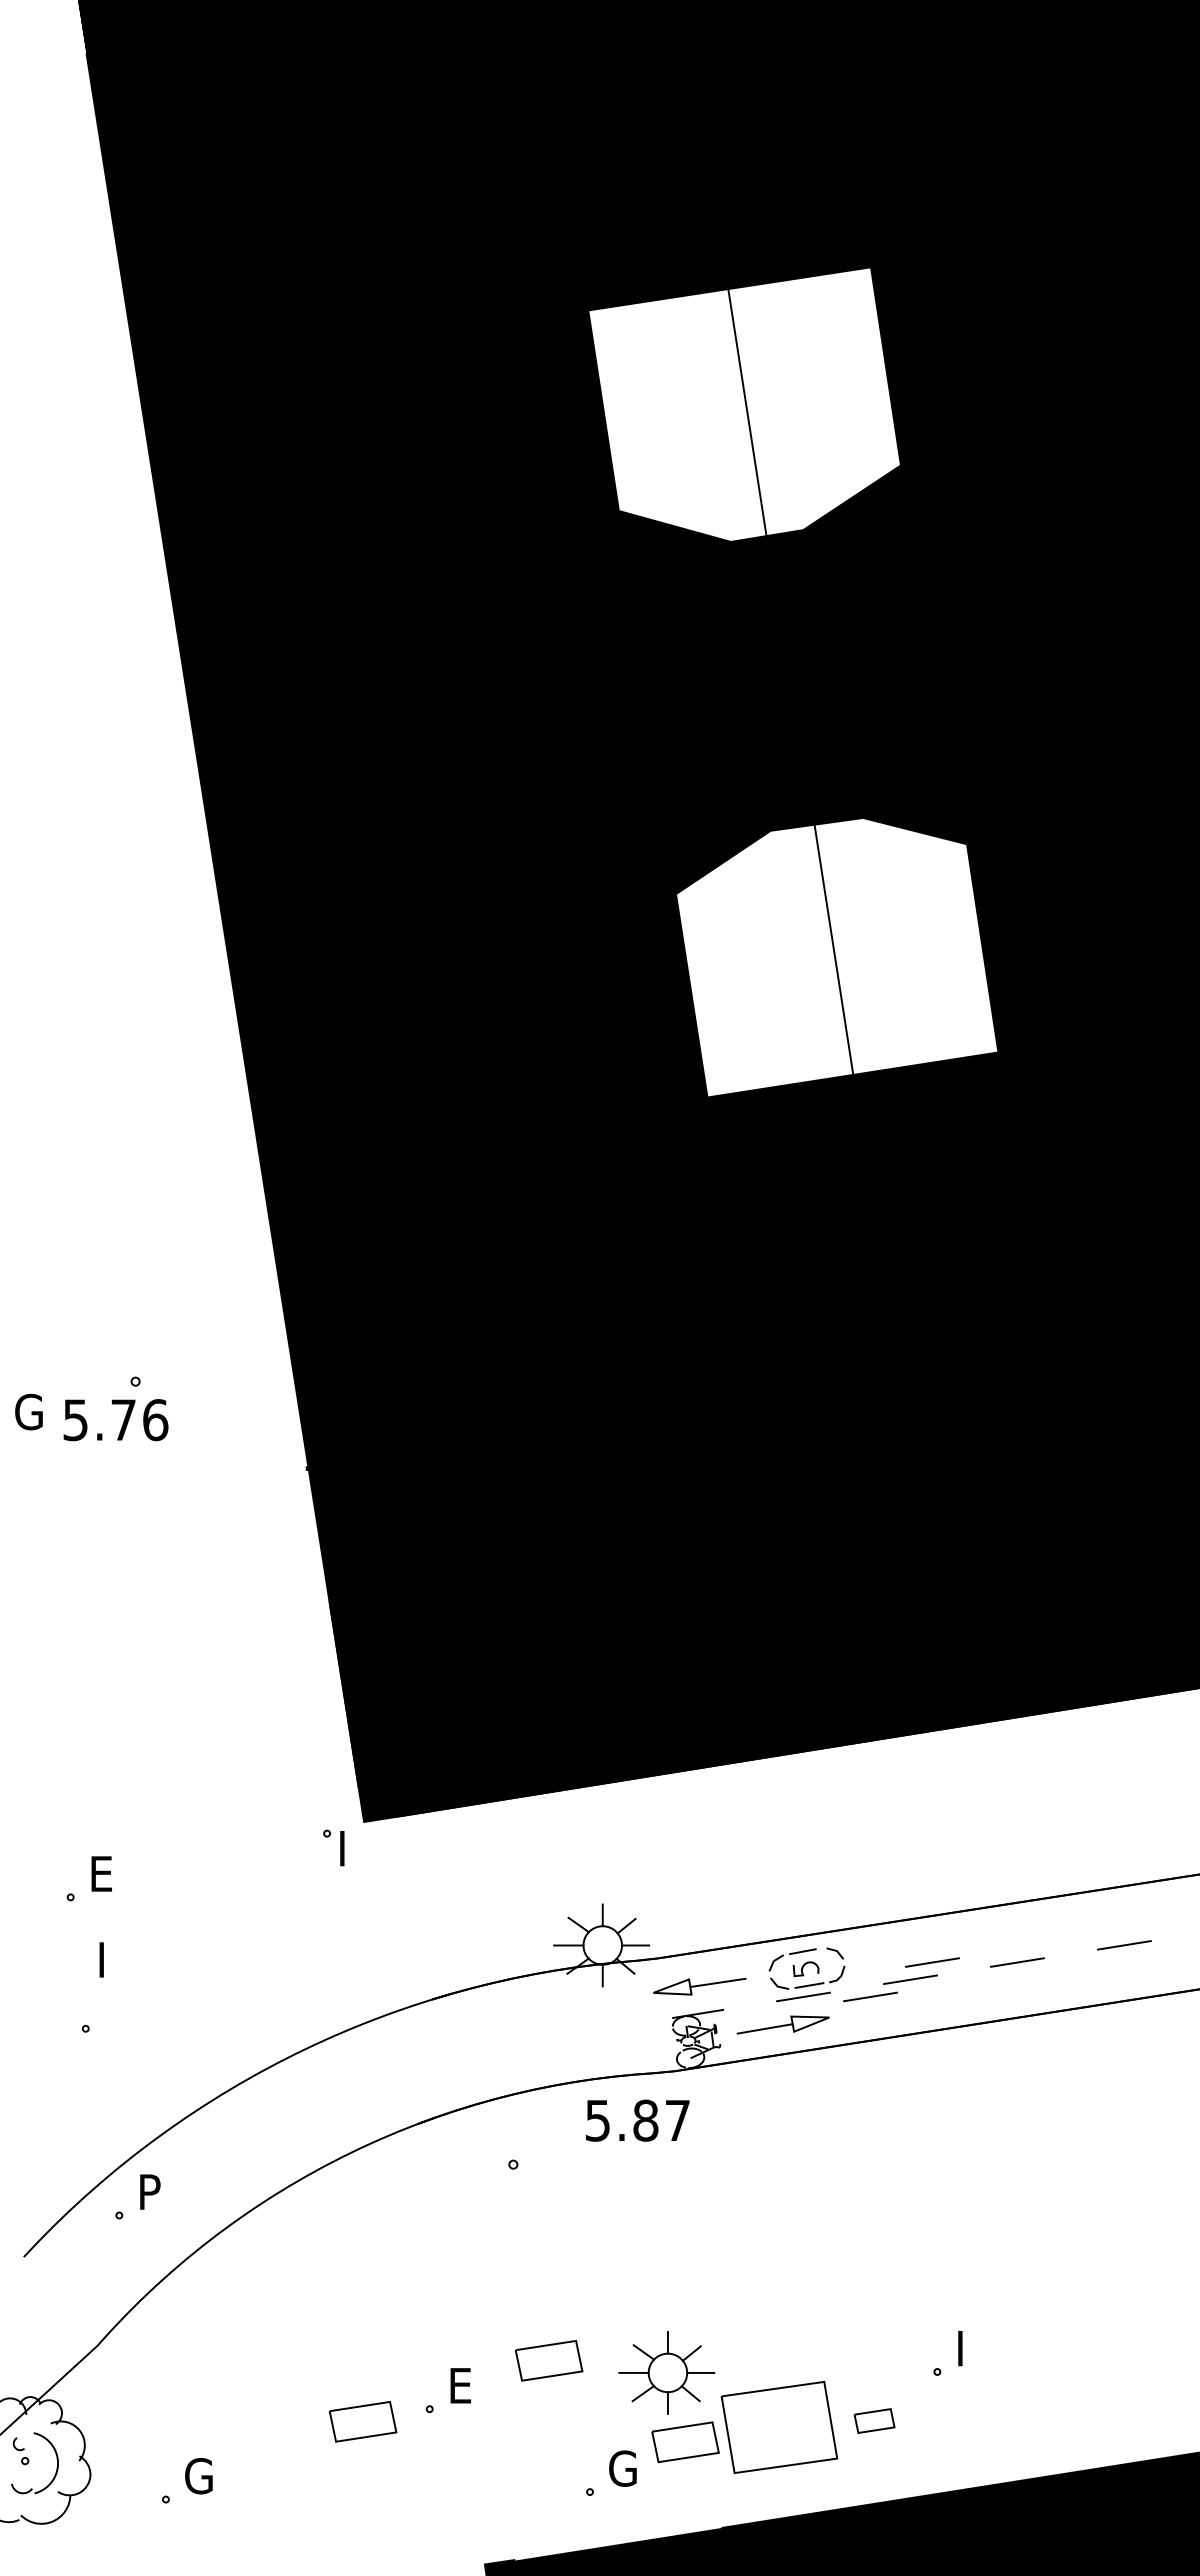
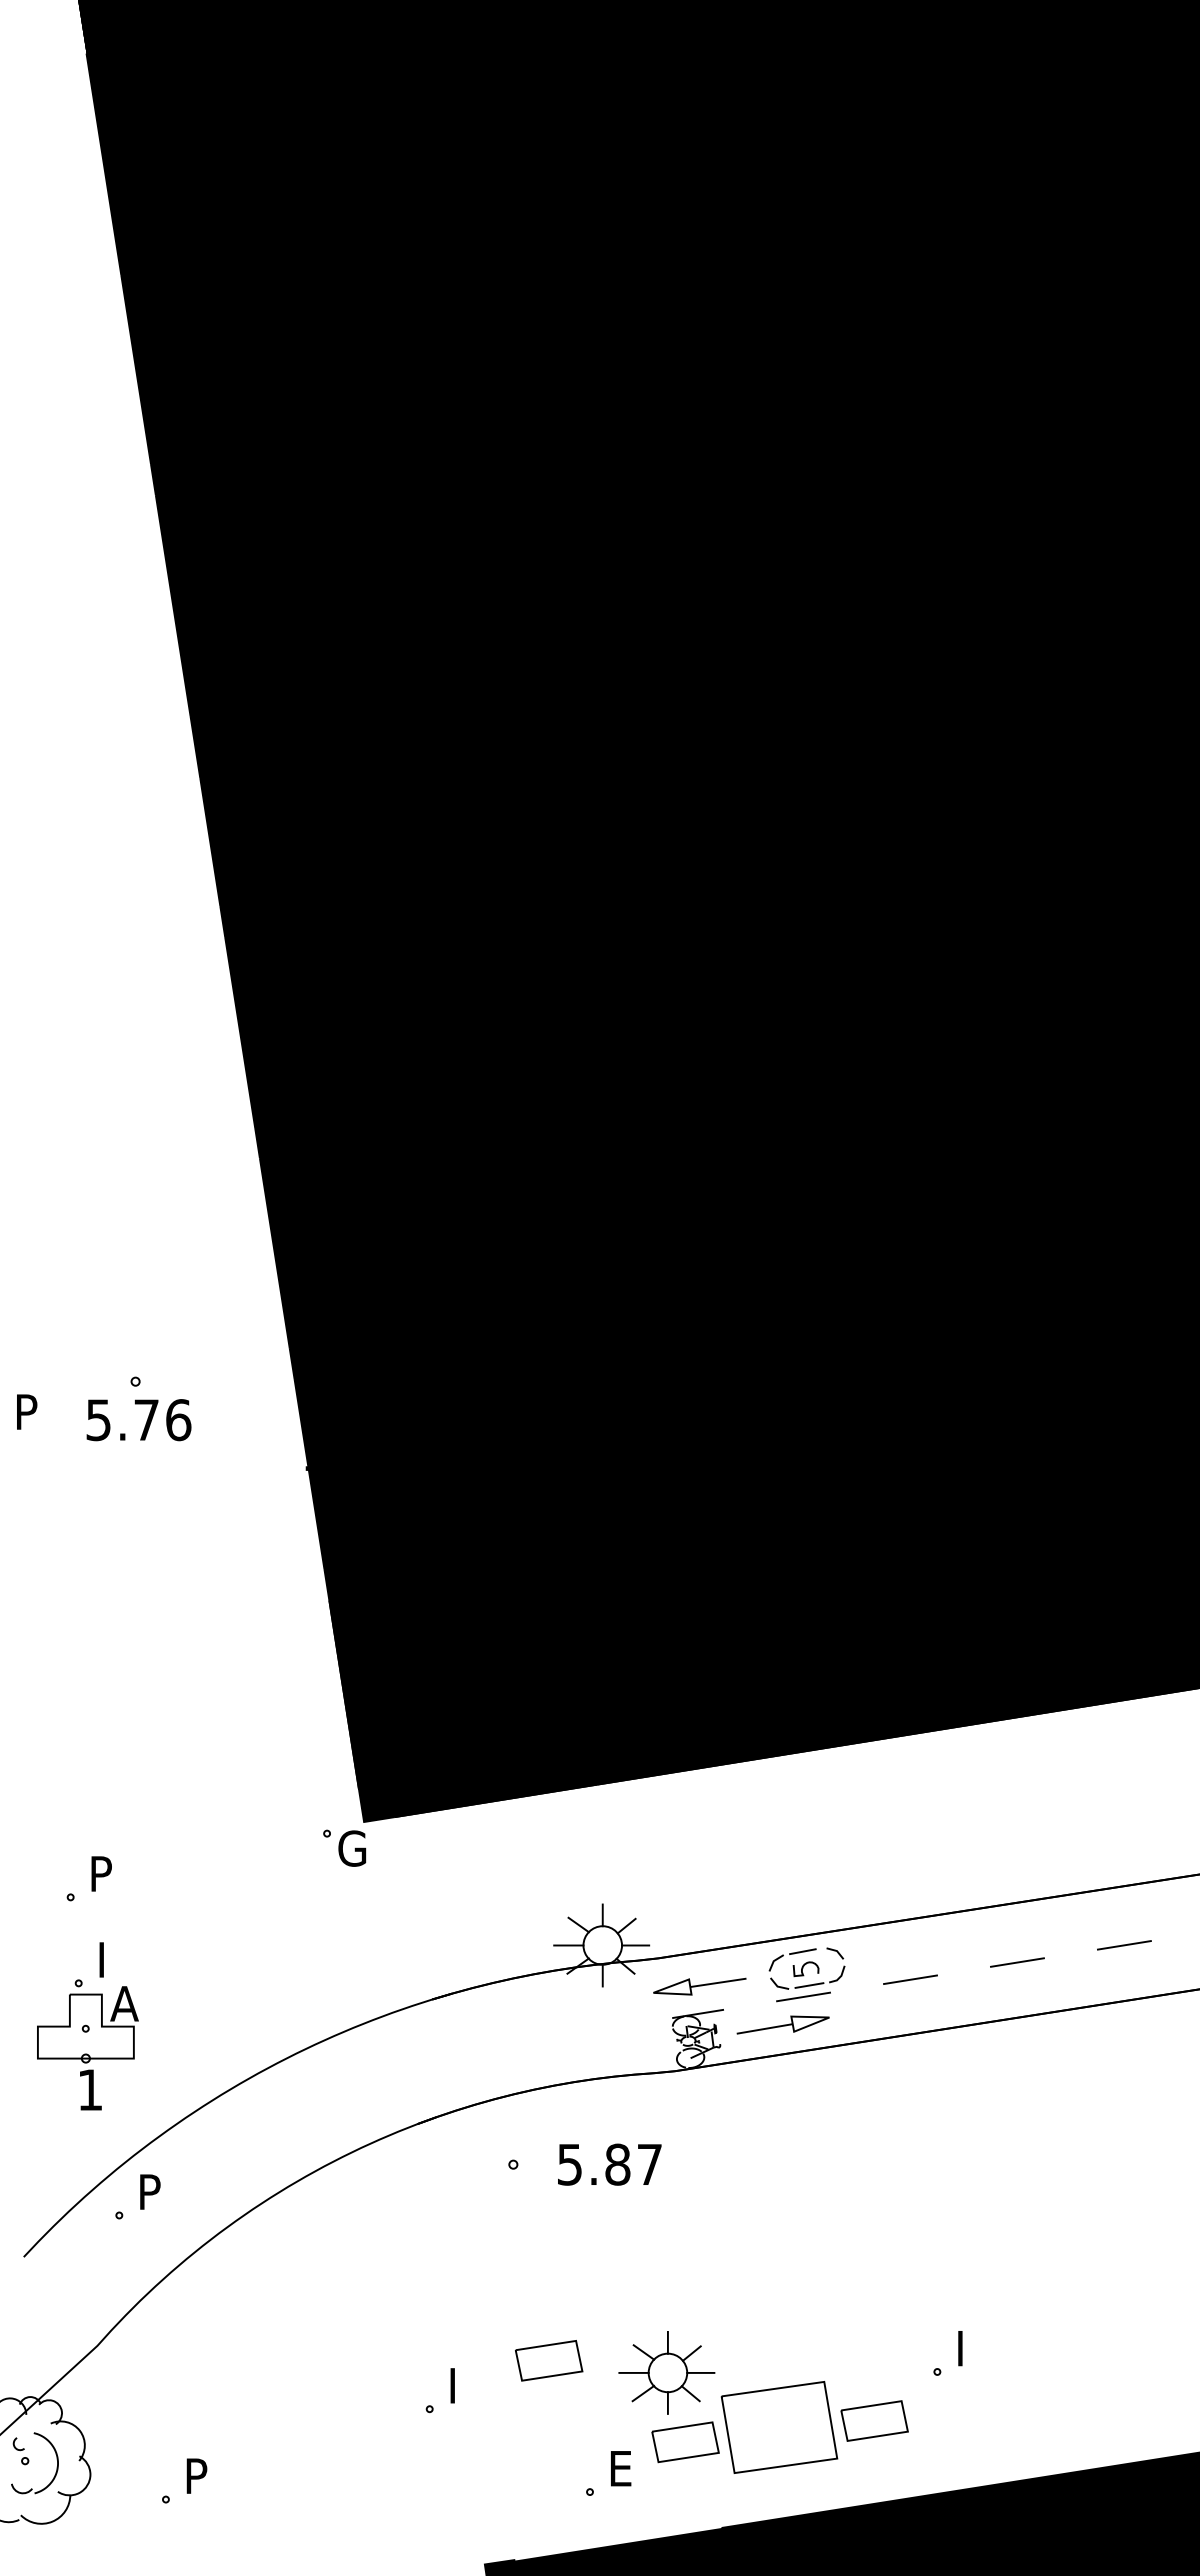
fill: none -> present (744, 404)
fill: none -> present (836, 957)
text: G -> P (28, 1411)
text position: (115, 1420) -> (138, 1420) (138, 1420)
text: I -> G (352, 1848)
text: E -> P (103, 1873)
line: present -> none (932, 1962)
line: present -> none (870, 1996)
part: none -> present (87, 2044)
text position: (637, 2120) -> (609, 2164) (609, 2164)
text: E -> I (462, 2385)
part size: 43x26 px -> 69x42 px (874, 2420)
part: present -> none (363, 2421)
text: G -> E (622, 2468)
text: G -> P (198, 2476)
